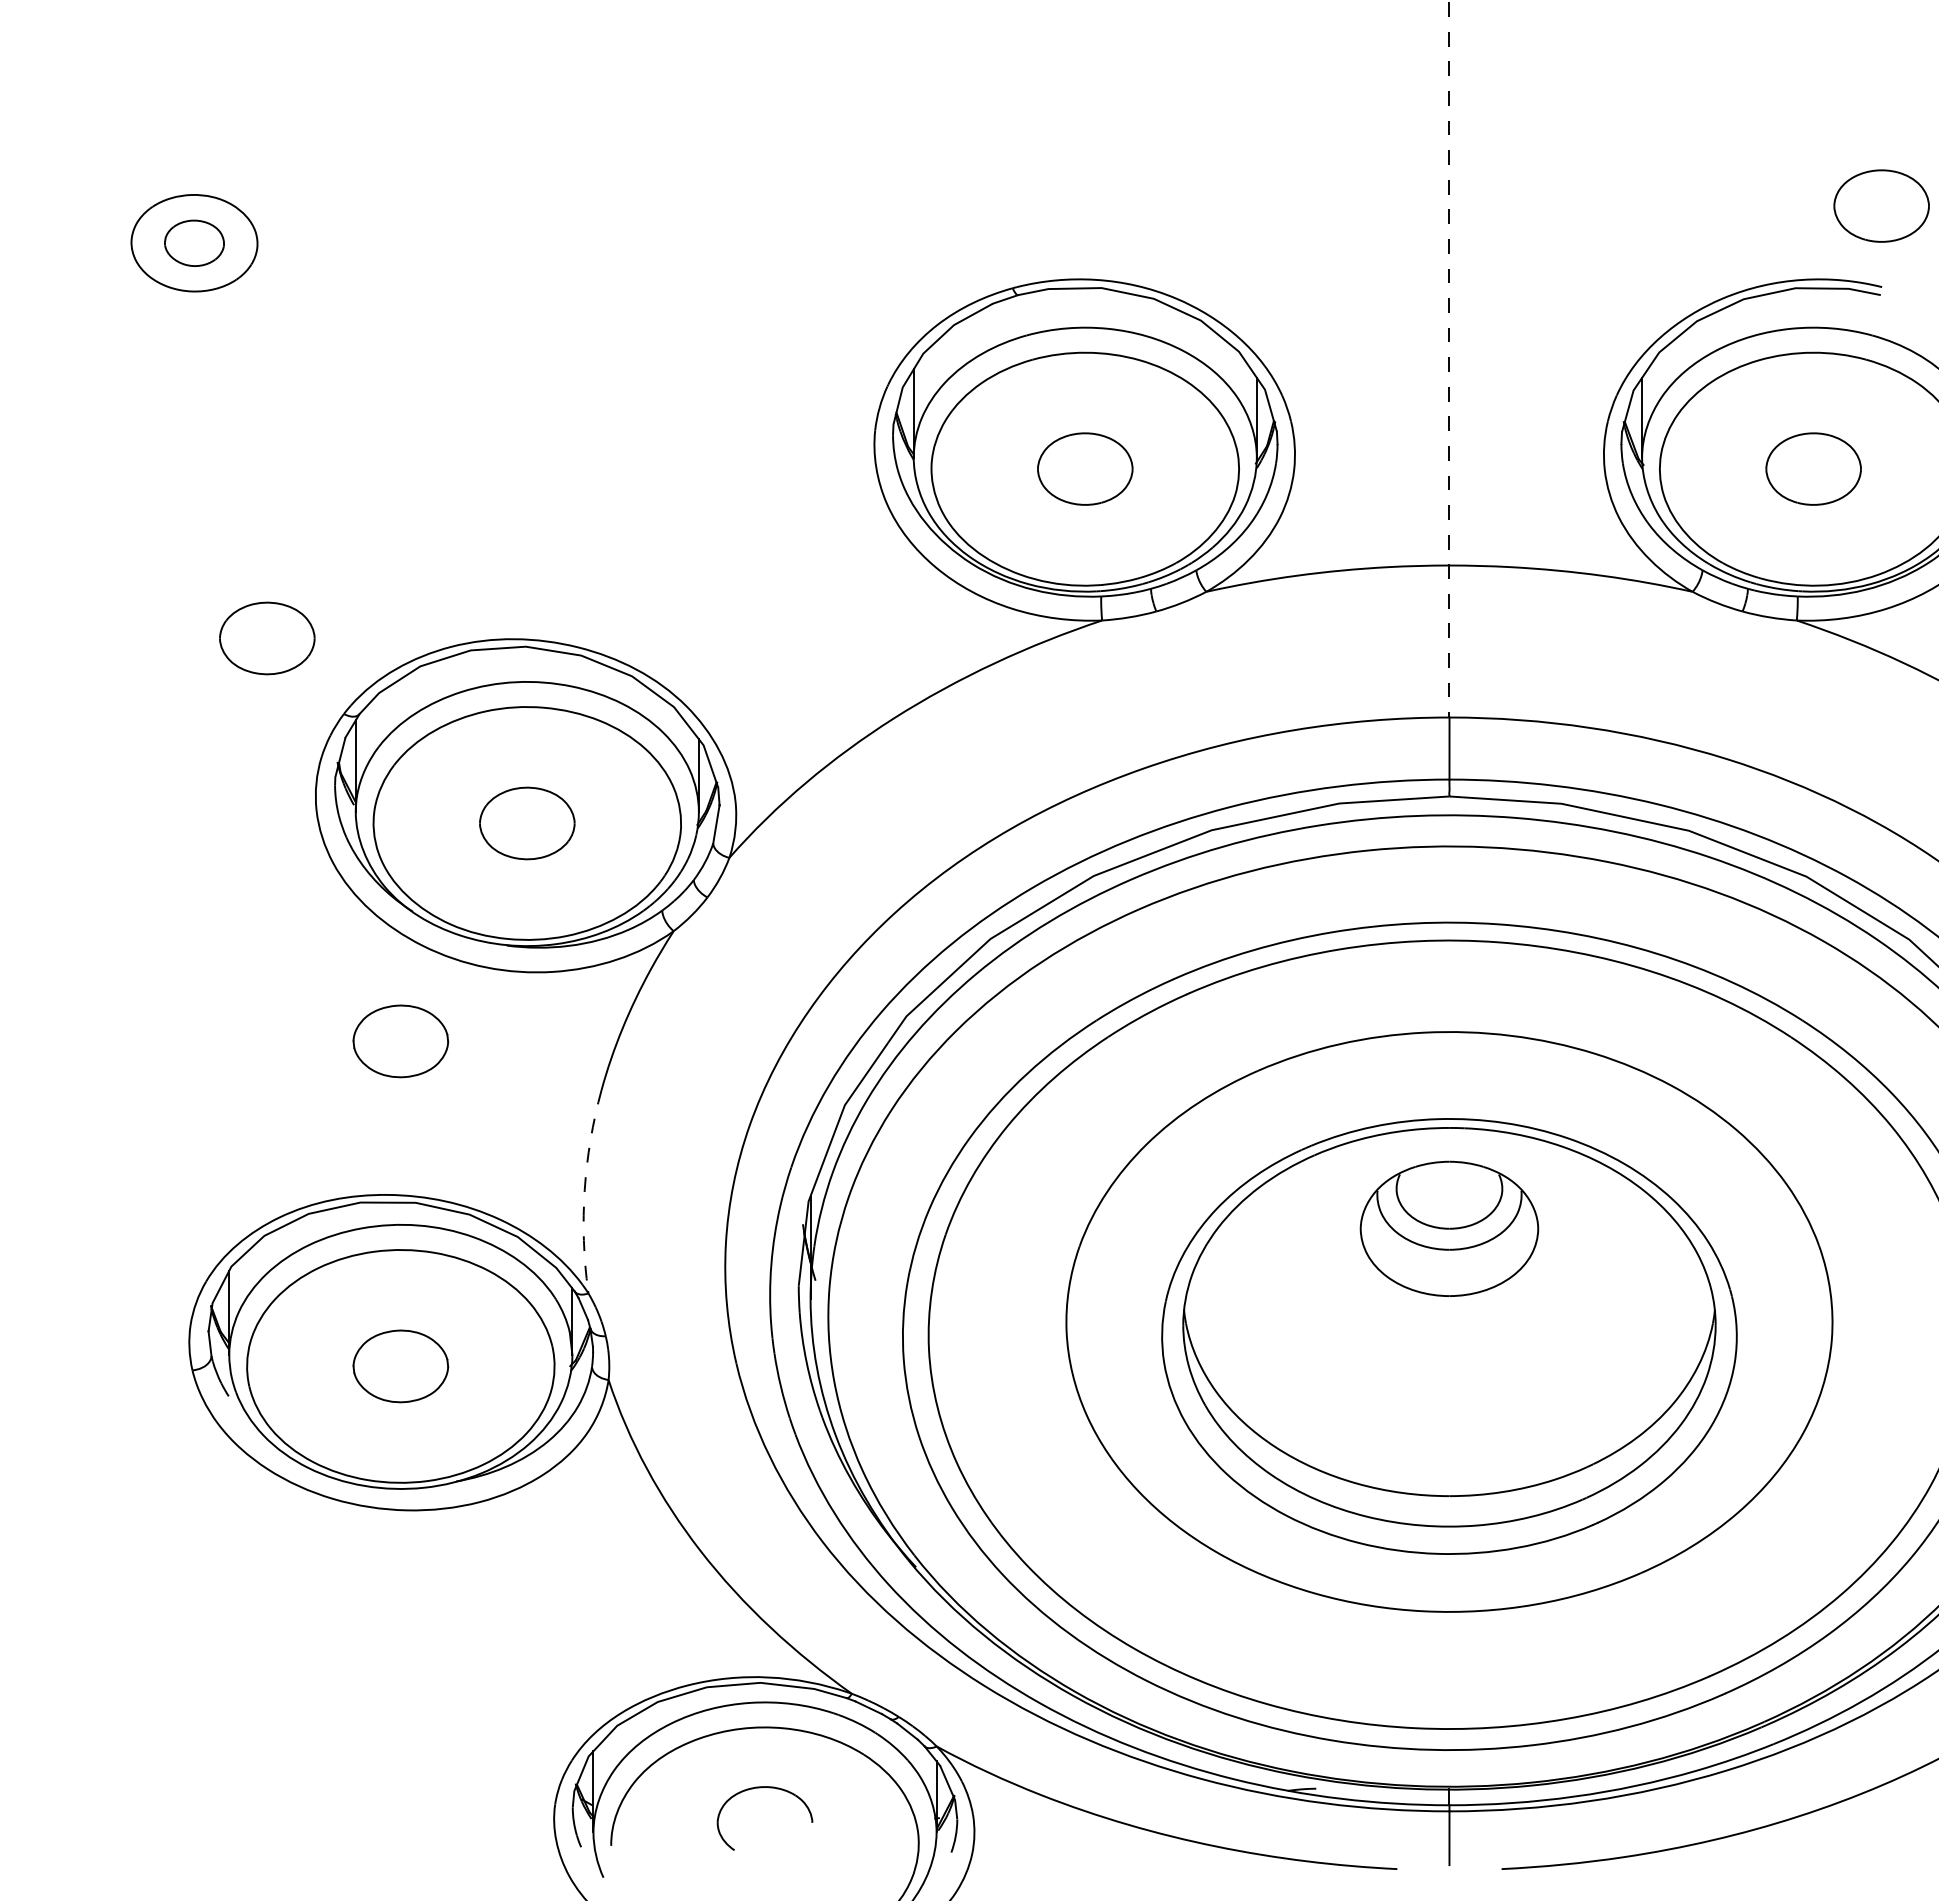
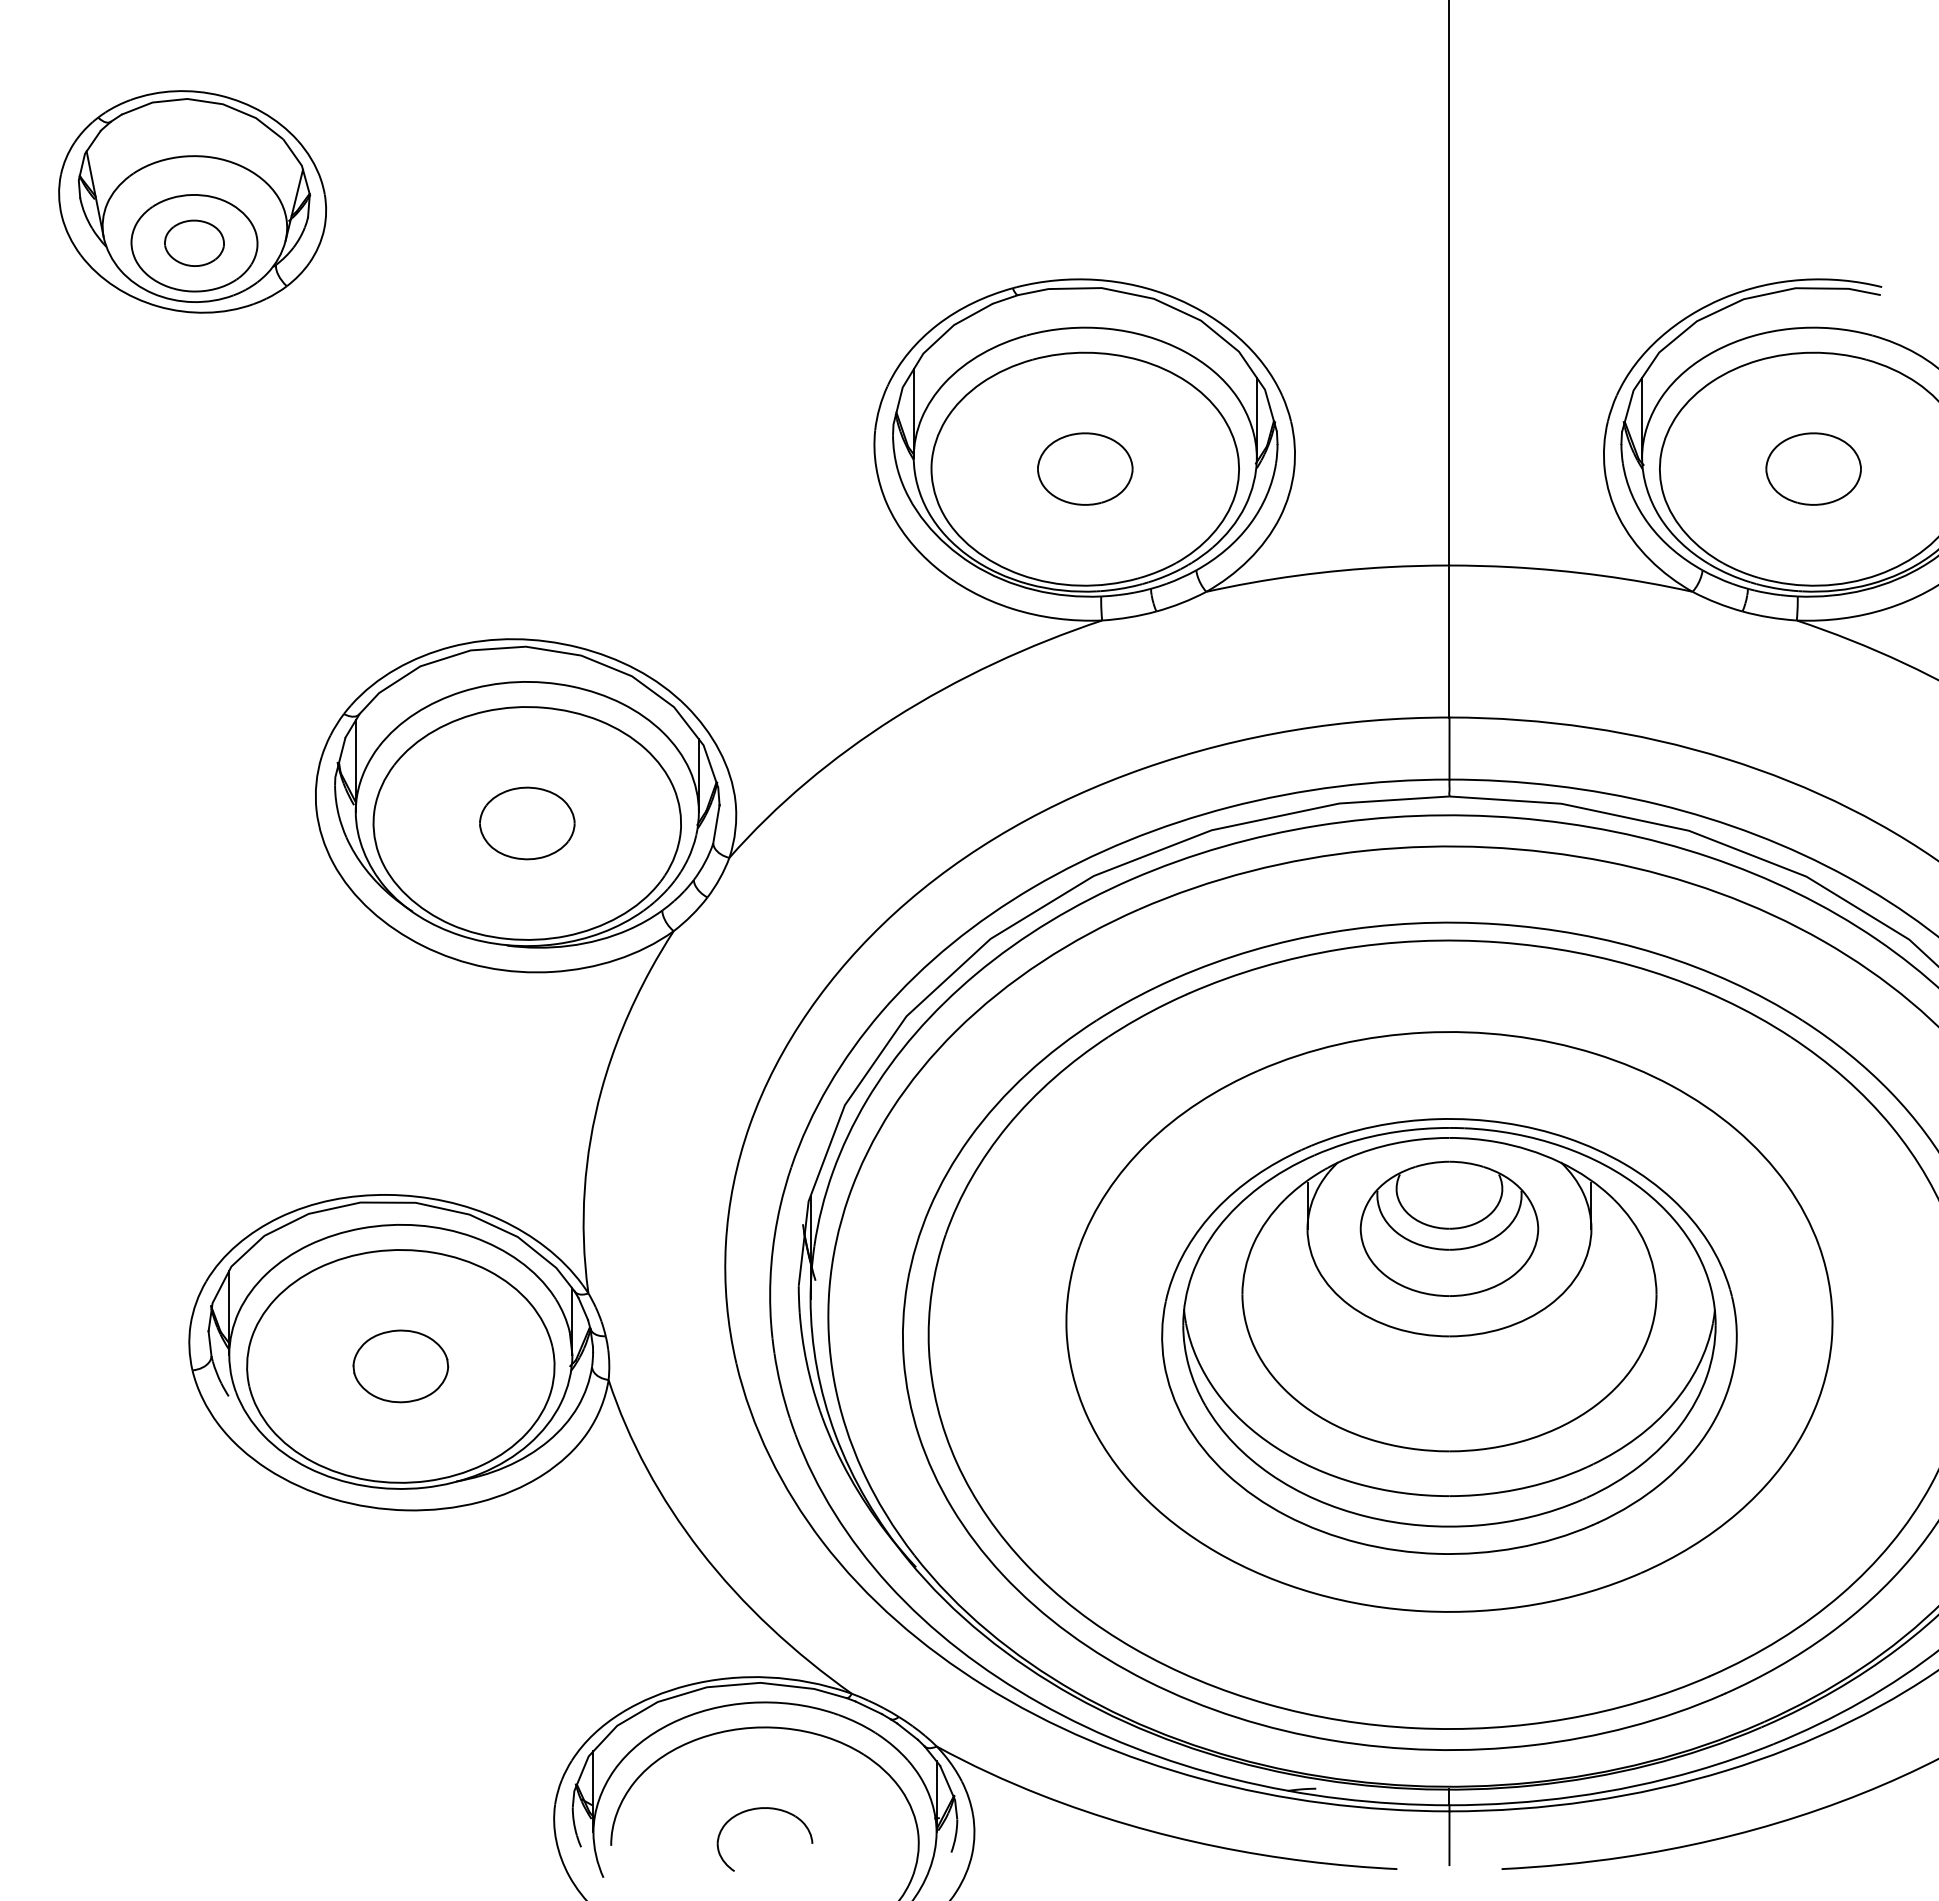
part: none -> present (192, 201)
part: present -> none (1881, 205)
line: dashed -> solid (1449, 359)
part: present -> none (267, 638)
part: present -> none (400, 1041)
arc: dashed -> solid (584, 1189)
part: none -> present (1449, 1294)
part position: (760, 1788) -> (760, 1809) (760, 1809)
